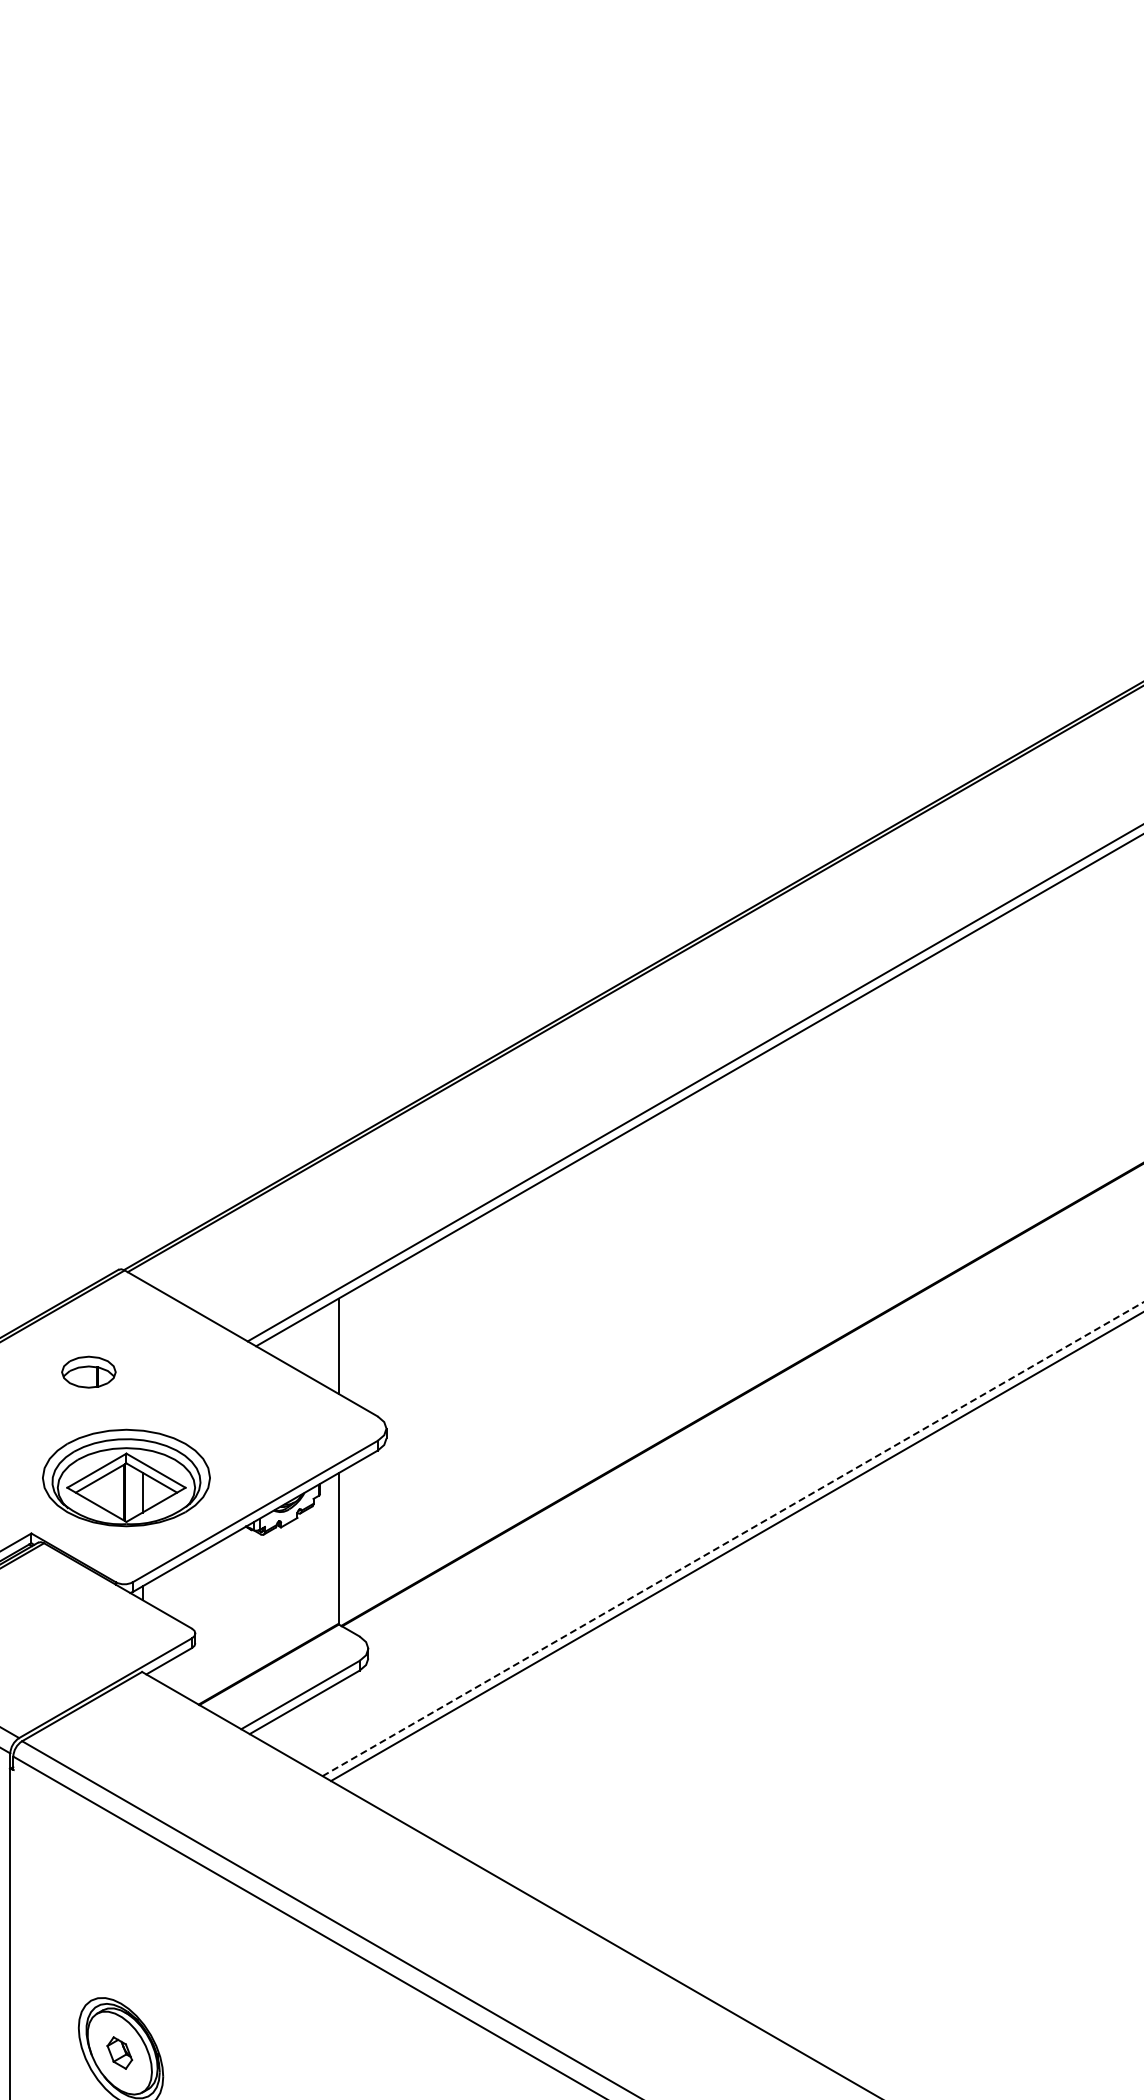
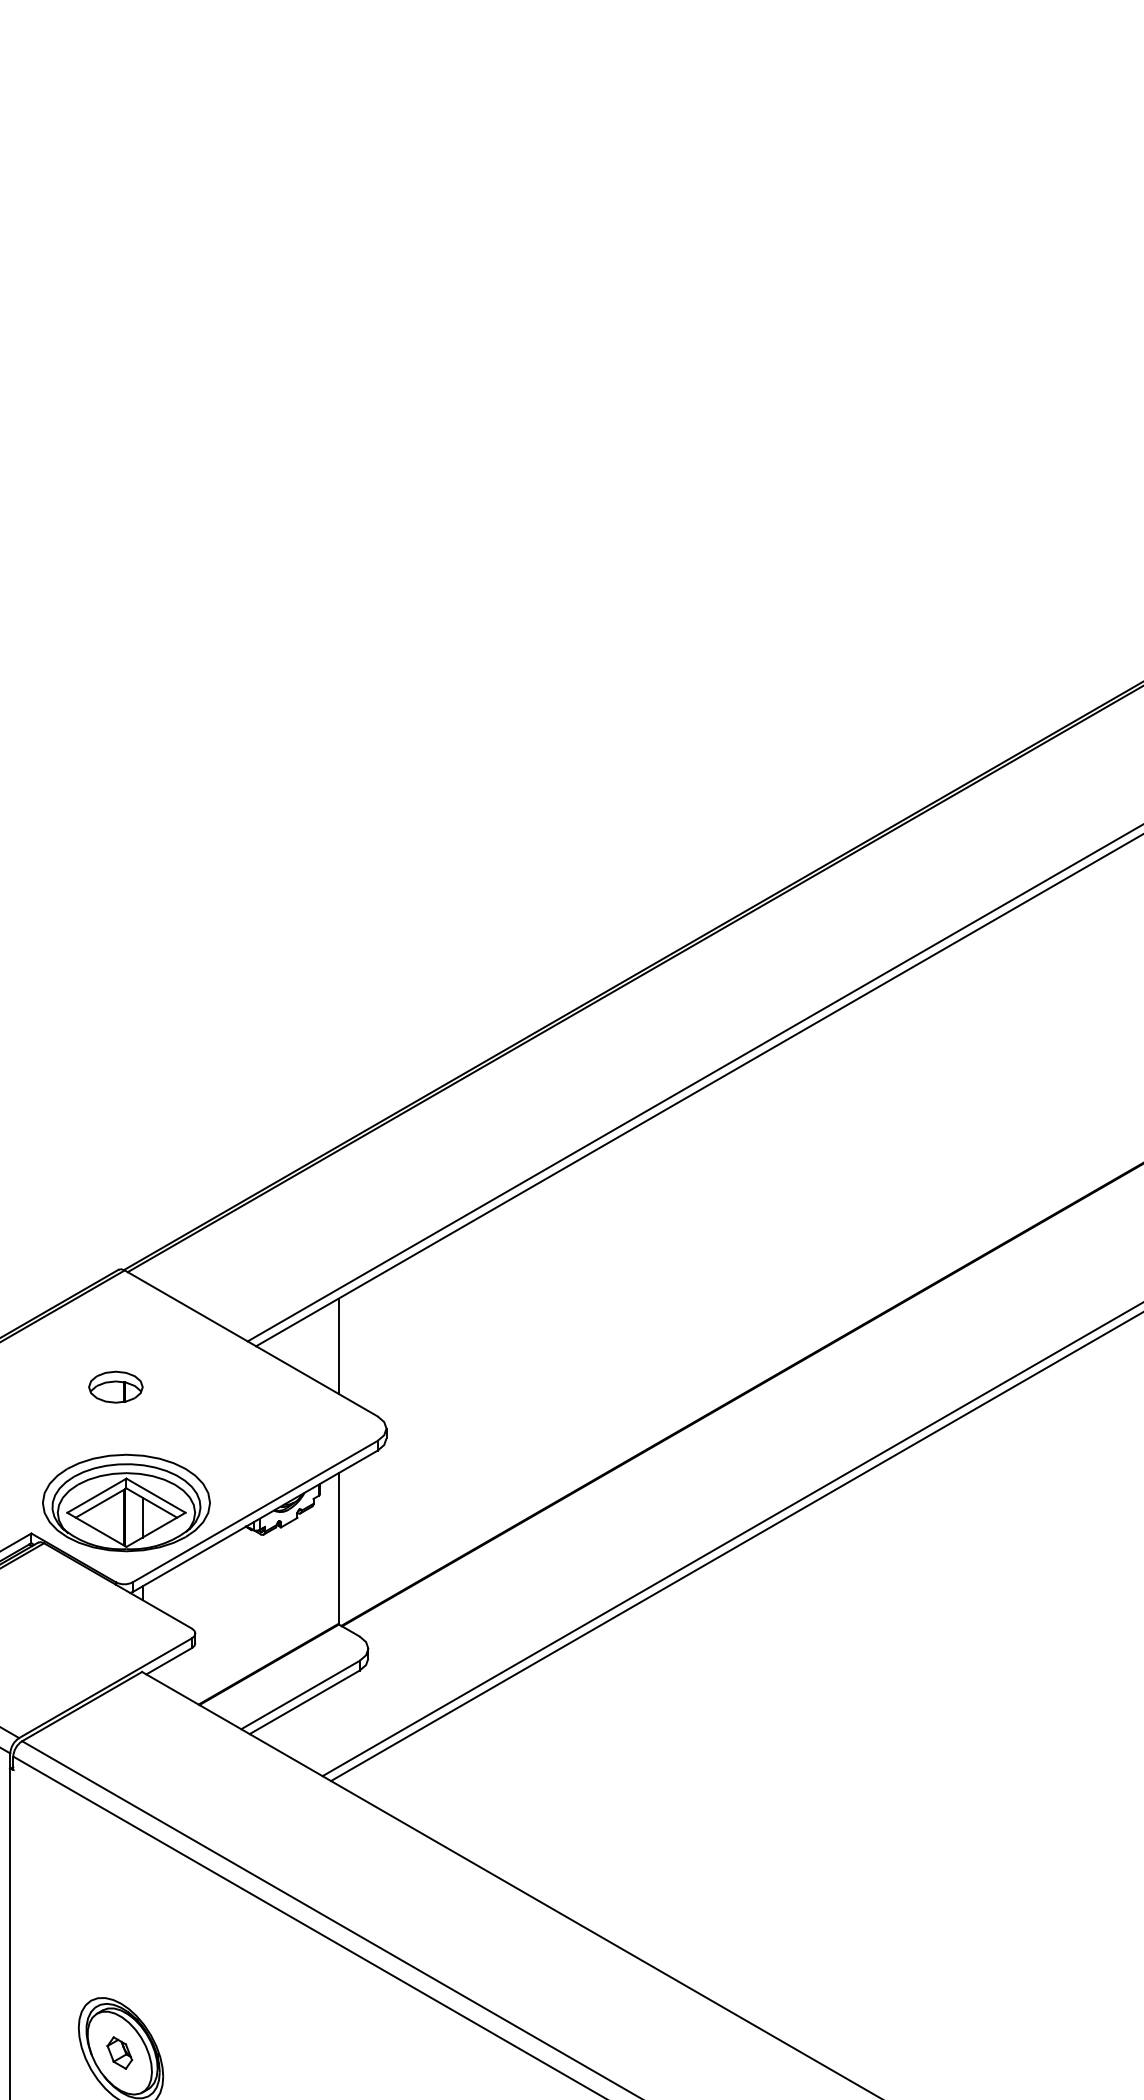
part position: (88, 1371) -> (115, 1386) (115, 1386)
part position: (126, 1477) -> (126, 1502) (126, 1502)
line: dashed -> solid (733, 1539)
